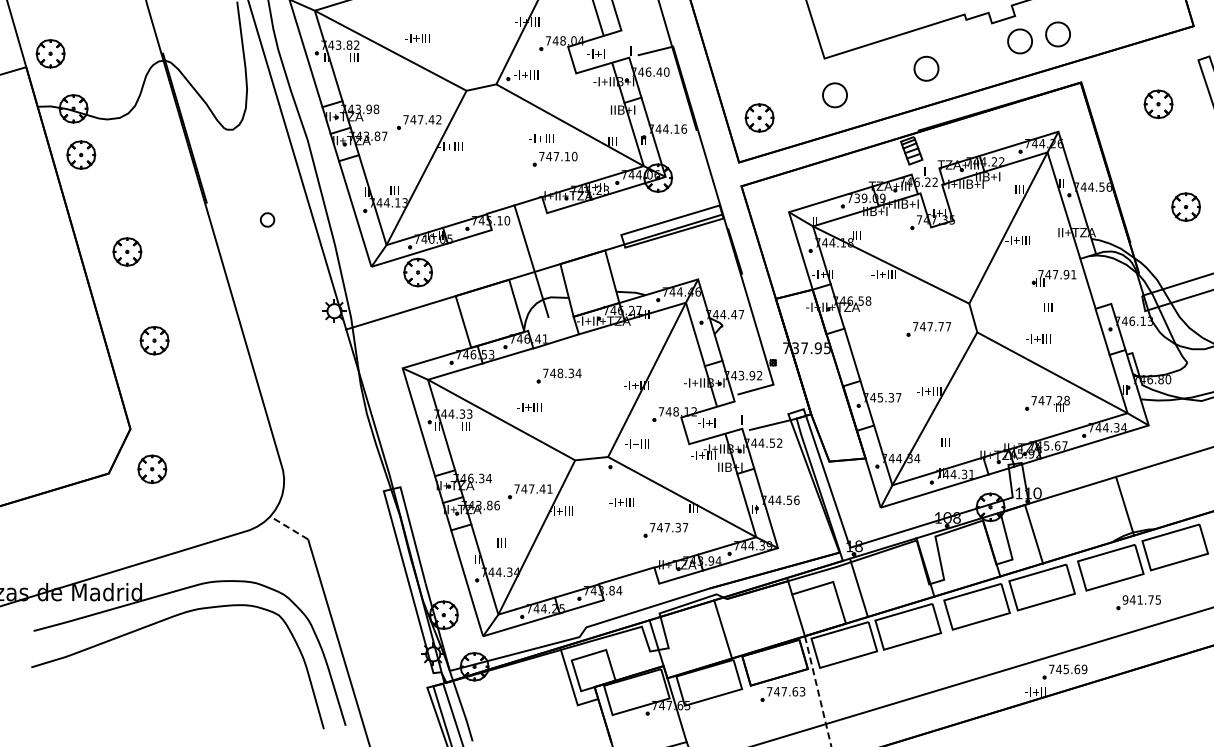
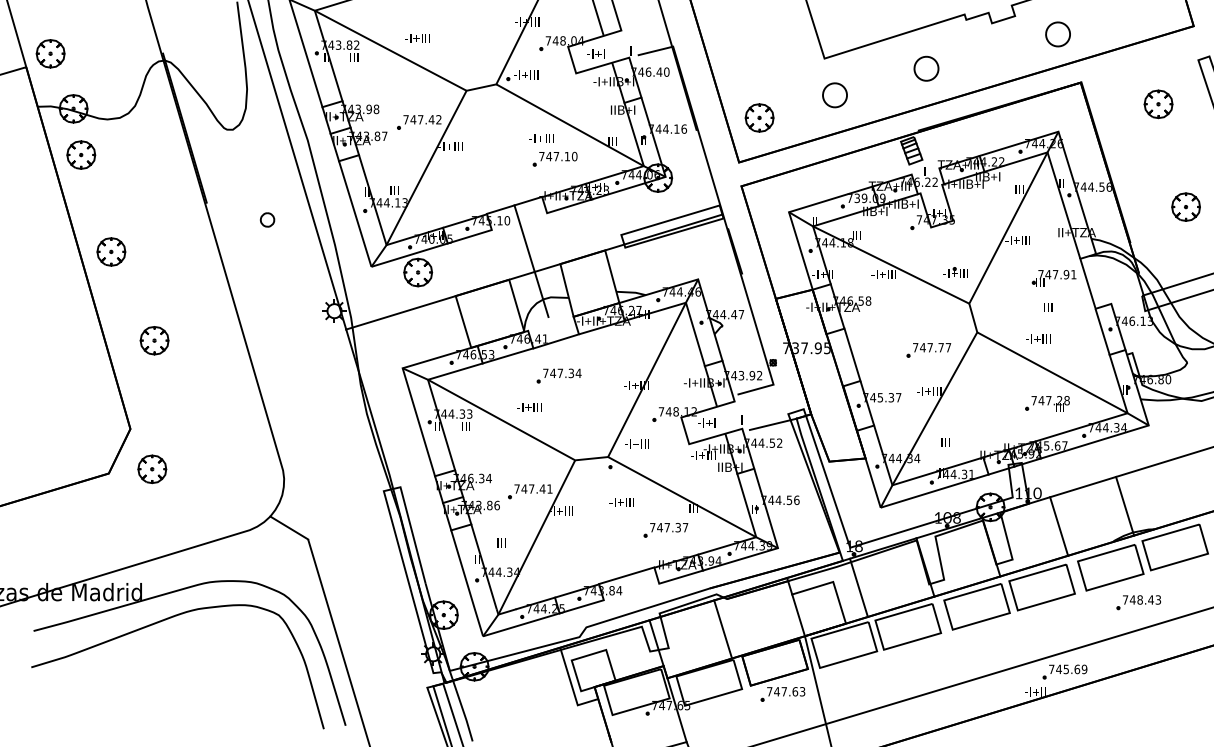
part: present -> none (1019, 41)
part position: (127, 251) -> (111, 251) (111, 251)
part: none -> present (955, 272)
part position: (928, 329) -> (928, 350) (928, 350)
text: 748.34 -> 747.34 (560, 373)
line: dashed -> solid (288, 527)
line position: (1034, 534) -> (1059, 526) (1059, 526)
text: 941.75 -> 748.43 (1141, 599)
line: dashed -> solid (818, 691)
